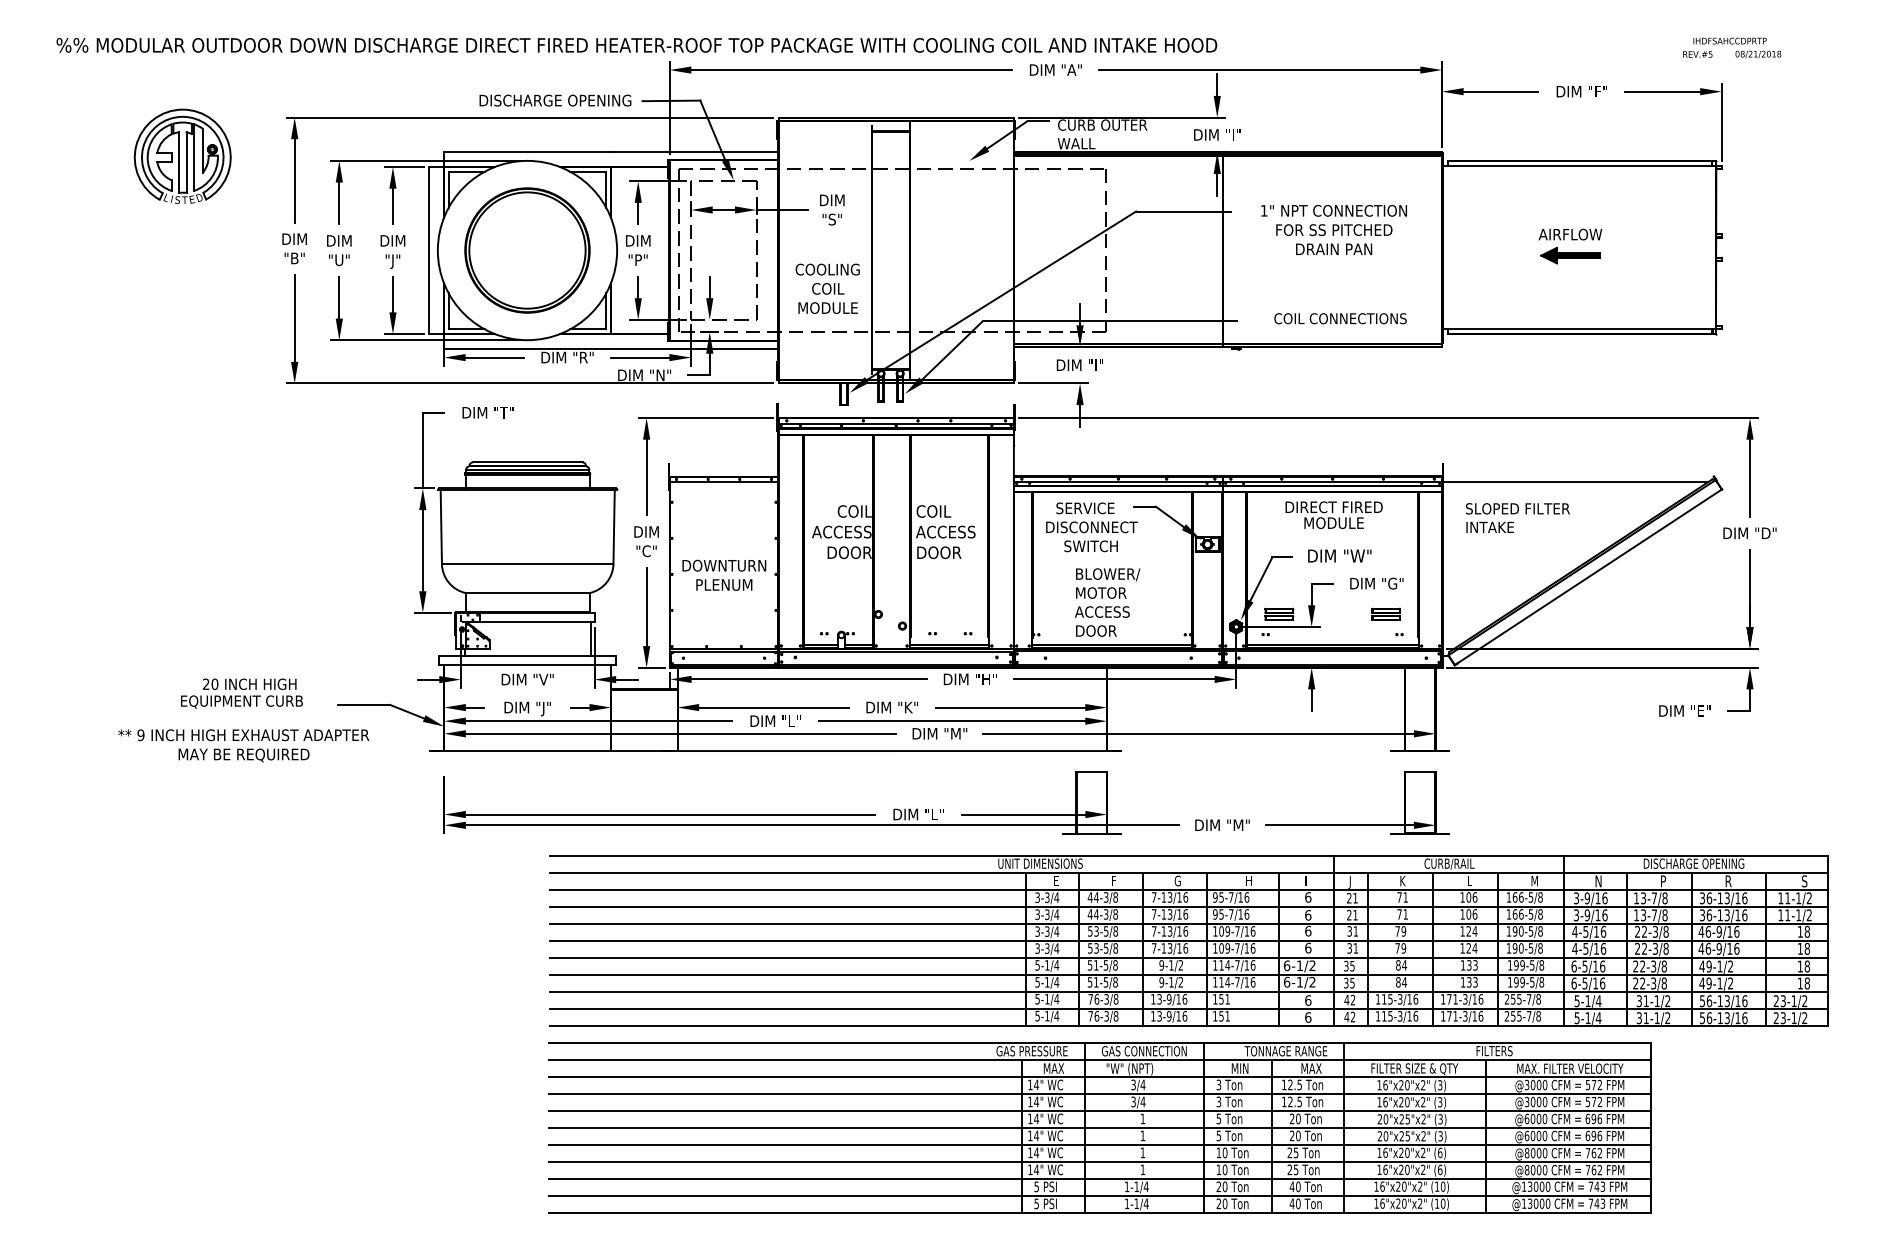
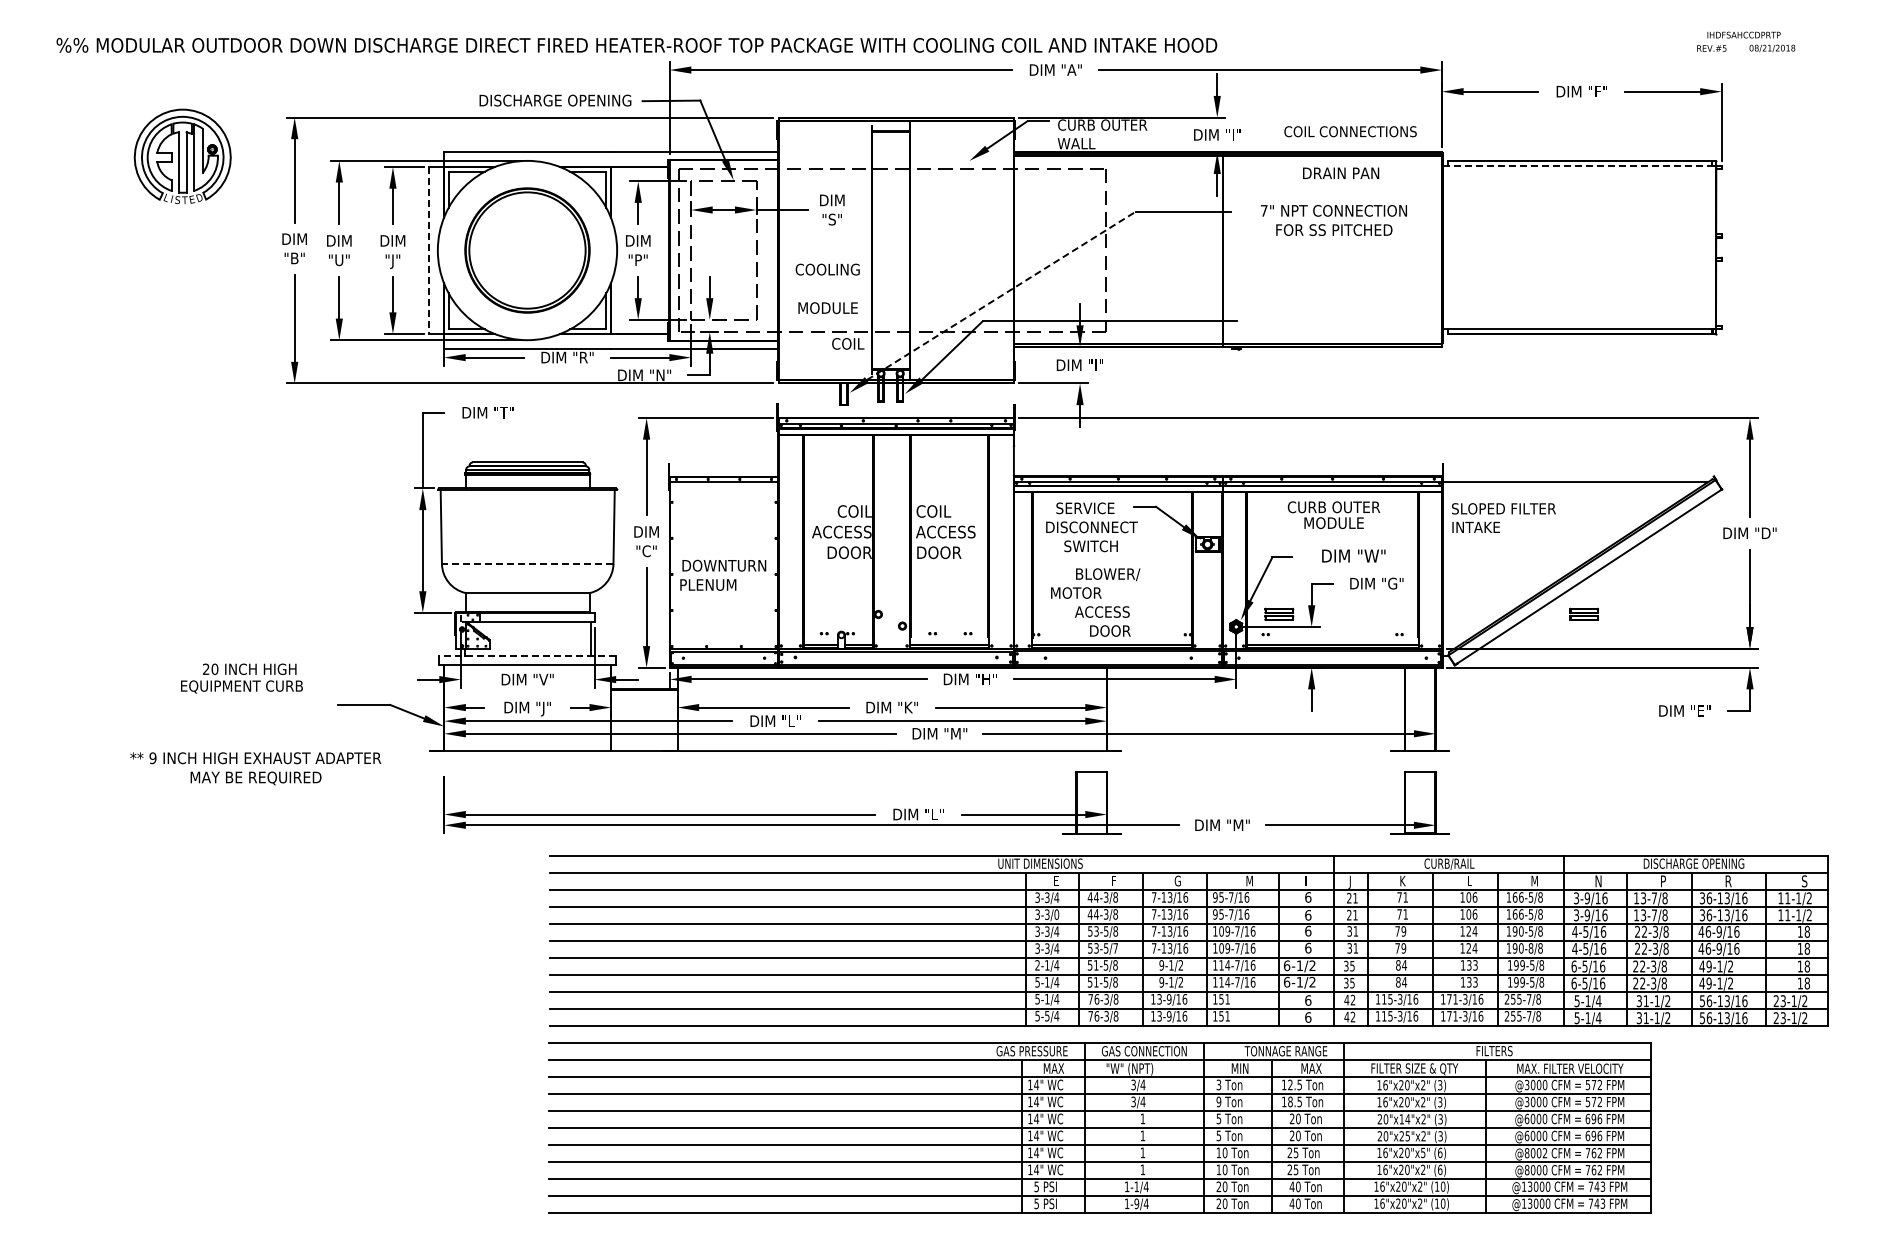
text position: (1732, 47) -> (1746, 41) (1746, 41)
line: solid -> dashed (1577, 166)
text: 1" -> 7" (1264, 210)
part: present -> none (1570, 246)
text position: (1334, 248) -> (1341, 172) (1341, 172)
line: solid -> dashed (429, 251)
text position: (828, 288) -> (848, 343) (848, 343)
line: solid -> dashed (1001, 295)
text position: (1340, 318) -> (1350, 131) (1350, 131)
text: DIRECT FIRED -> CURB OUTER (1333, 507)
text position: (1517, 517) -> (1503, 517) (1503, 517)
text position: (1339, 555) -> (1353, 555) (1353, 555)
line: solid -> dashed (527, 563)
text position: (724, 584) -> (708, 584) (708, 584)
text position: (1101, 592) -> (1076, 592) (1076, 592)
part position: (1385, 613) -> (1583, 613) (1583, 613)
text position: (1096, 630) -> (1110, 630) (1110, 630)
line: solid -> dashed (527, 655)
text position: (241, 693) -> (241, 678) (241, 678)
text position: (243, 745) -> (255, 768) (255, 768)
text: H -> M (1249, 880)
text: 3-3/4 -> 3-3/0 (1056, 914)
text: 53-5/8 -> 53-5/7 (1115, 948)
text: 190-5/8 -> 190-8/8 (1530, 948)
text: 5-1/4 -> 2-1/4 (1037, 965)
text: 5-1/4 -> 5-5/4 (1047, 1016)
text: 3 -> 9 (1218, 1101)
text: 12.5 -> 18.5 (1290, 1101)
text: 20"x25"x2" -> 20"x14"x2" (1404, 1119)
text: 16"x20"x2" -> 16"x20"x5" (1423, 1152)
text: @8000 -> @8002 (1544, 1153)
text: 1-1/4 -> 1-9/4 (1136, 1203)
